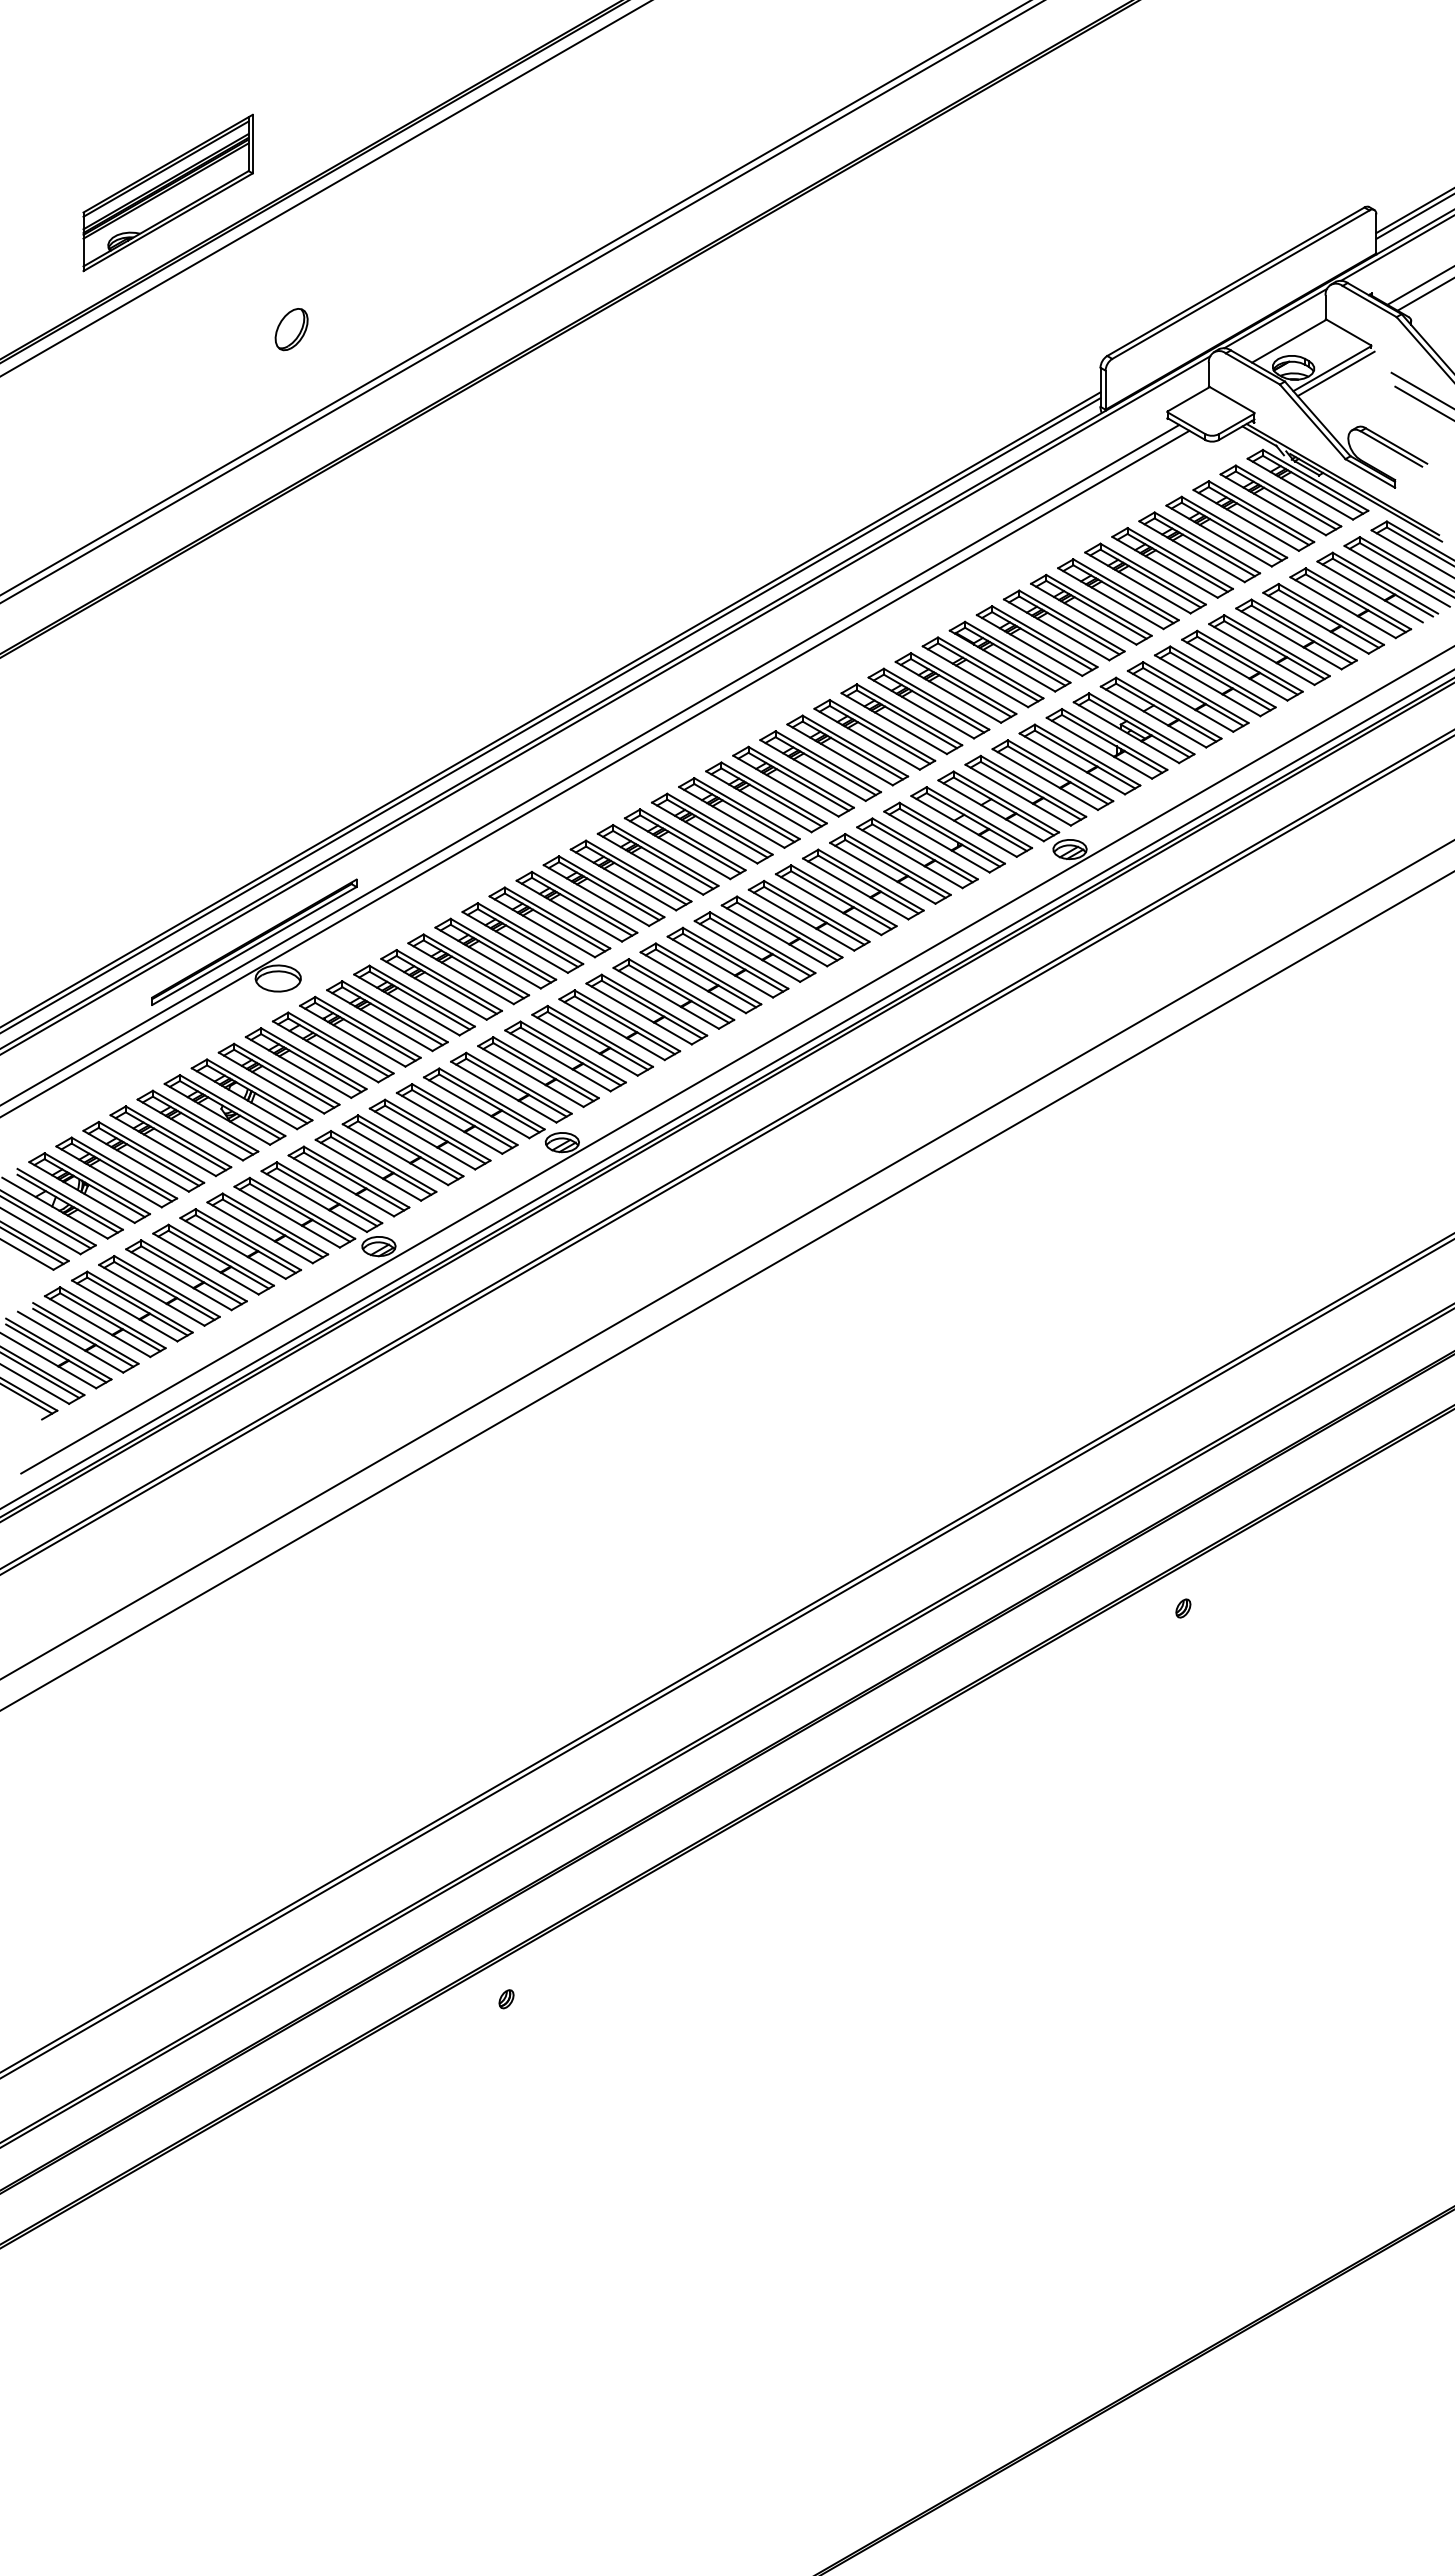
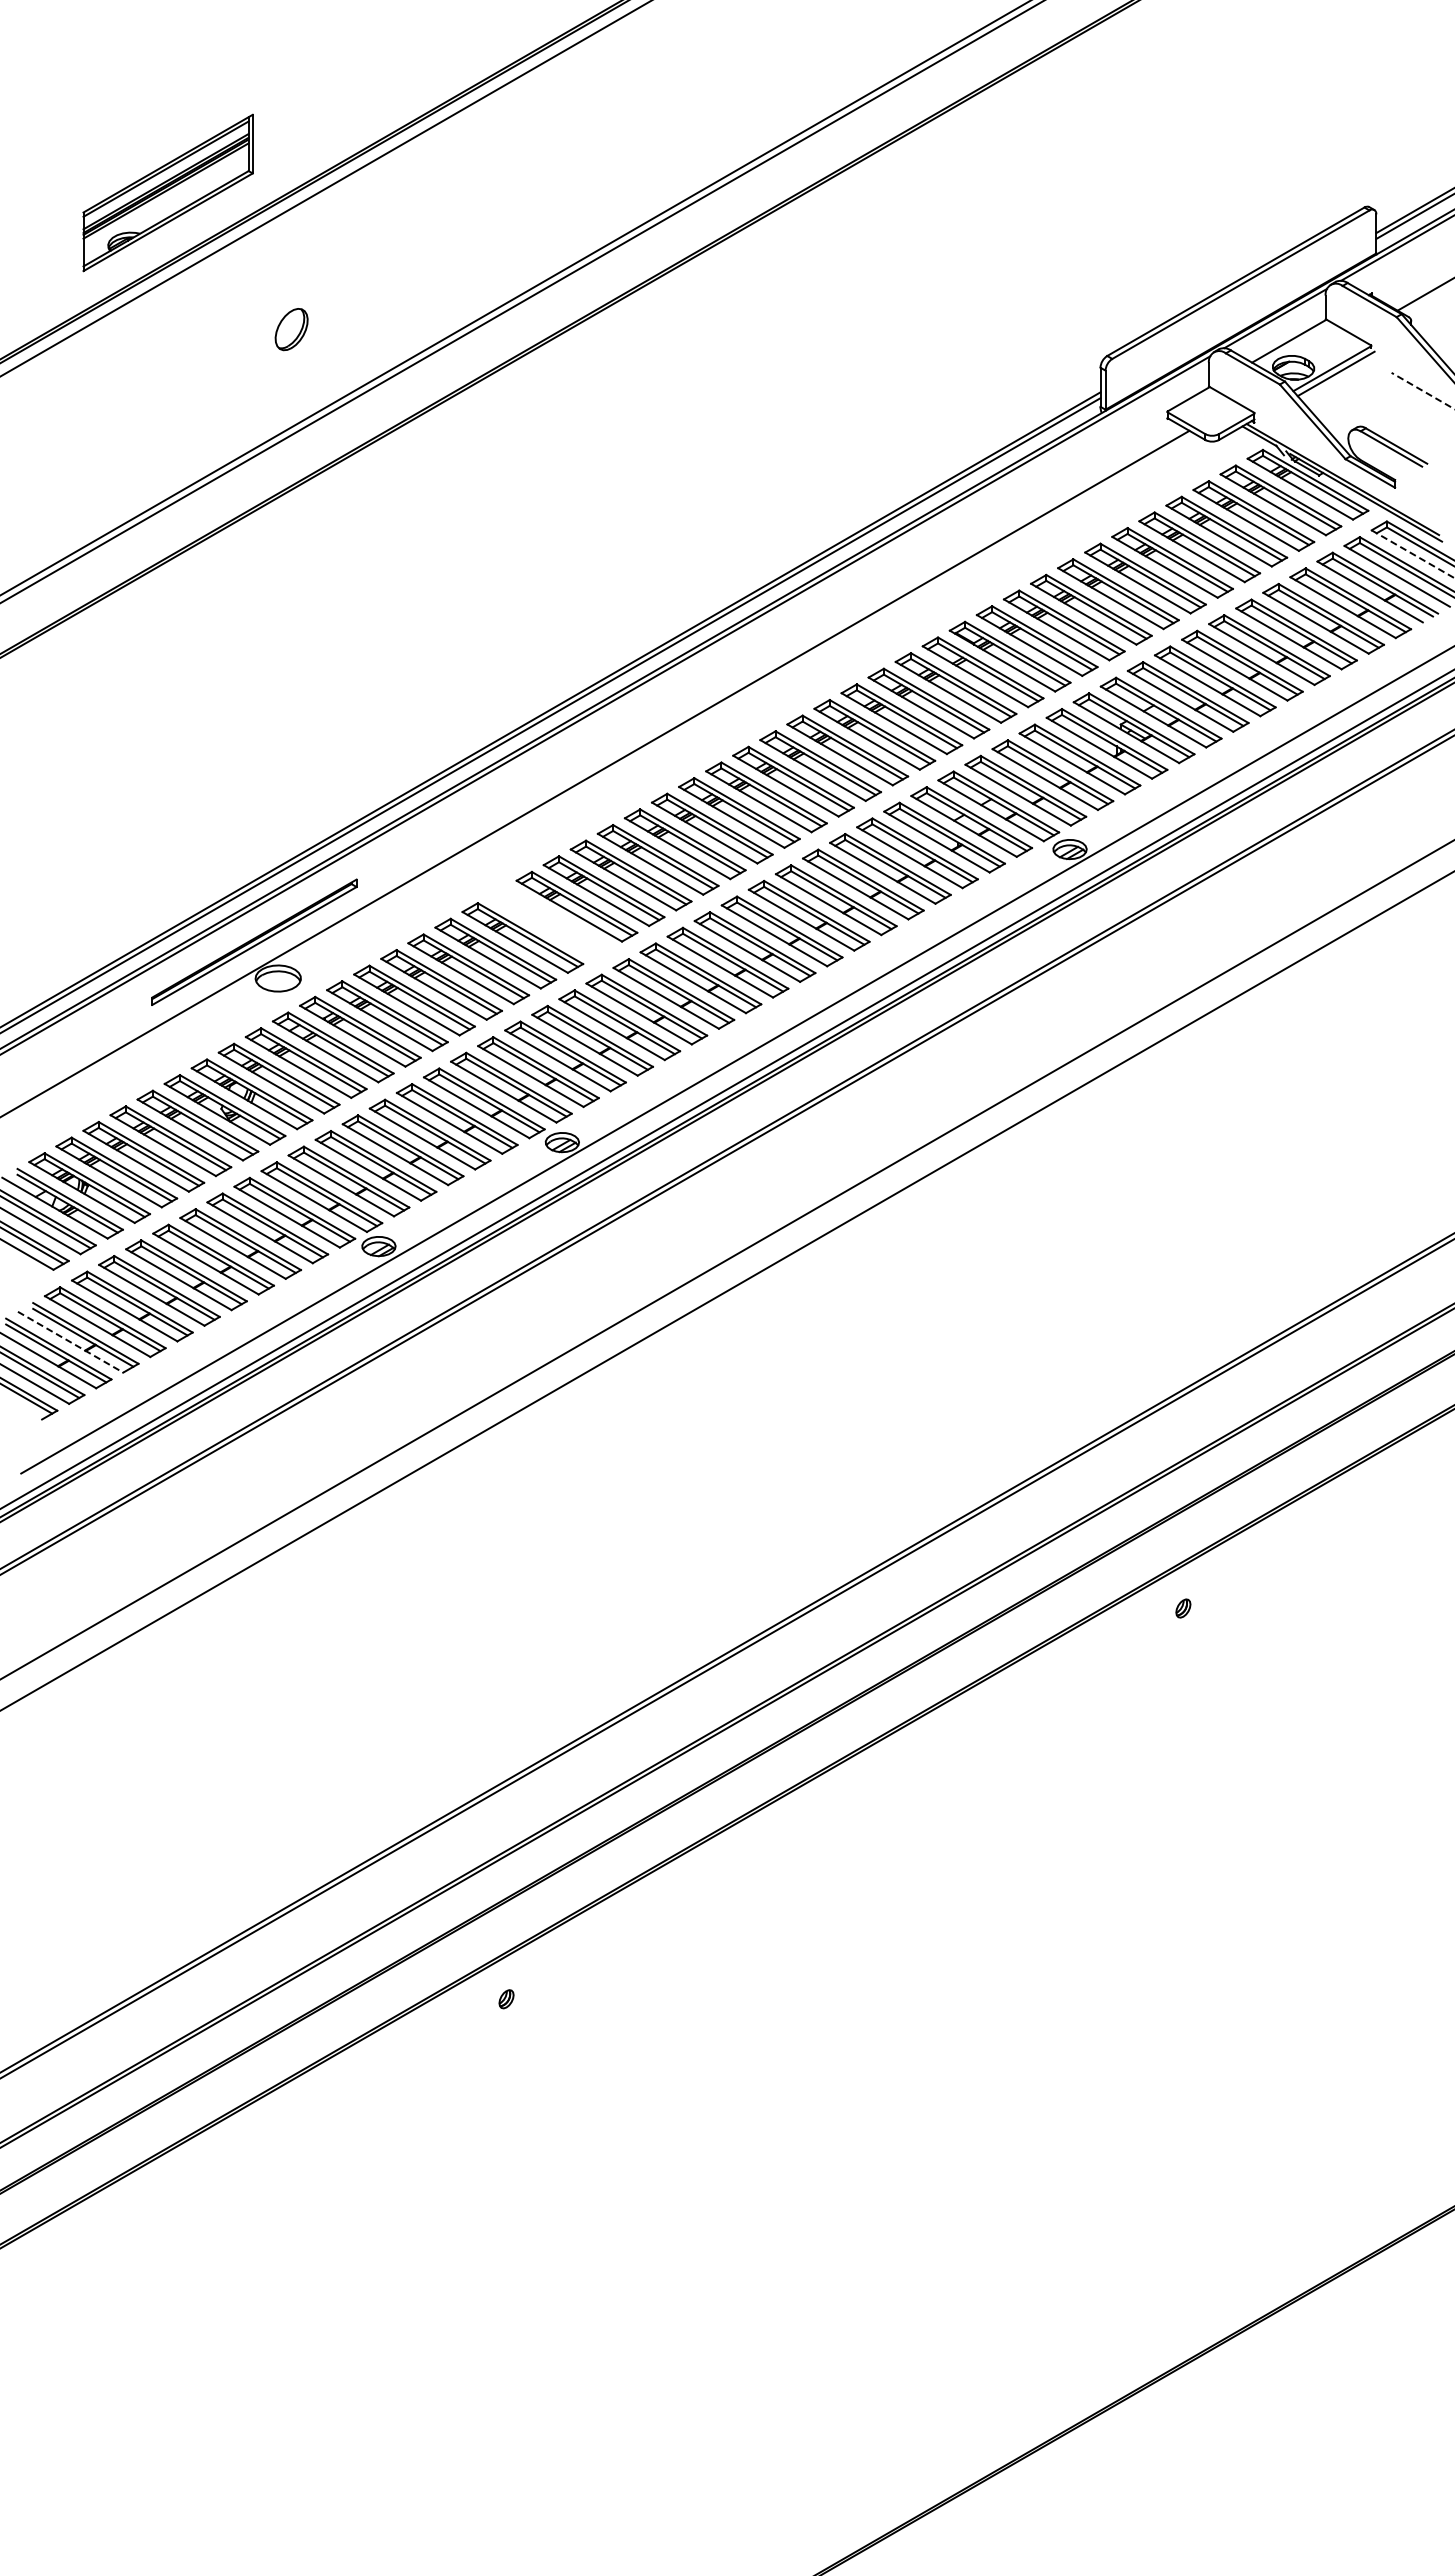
line: present -> none (1419, 285)
line: solid -> dashed (1422, 390)
line: present -> none (1423, 402)
line: solid -> dashed (1413, 554)
line: present -> none (590, 764)
part: present -> none (549, 922)
line: solid -> dashed (70, 1342)
